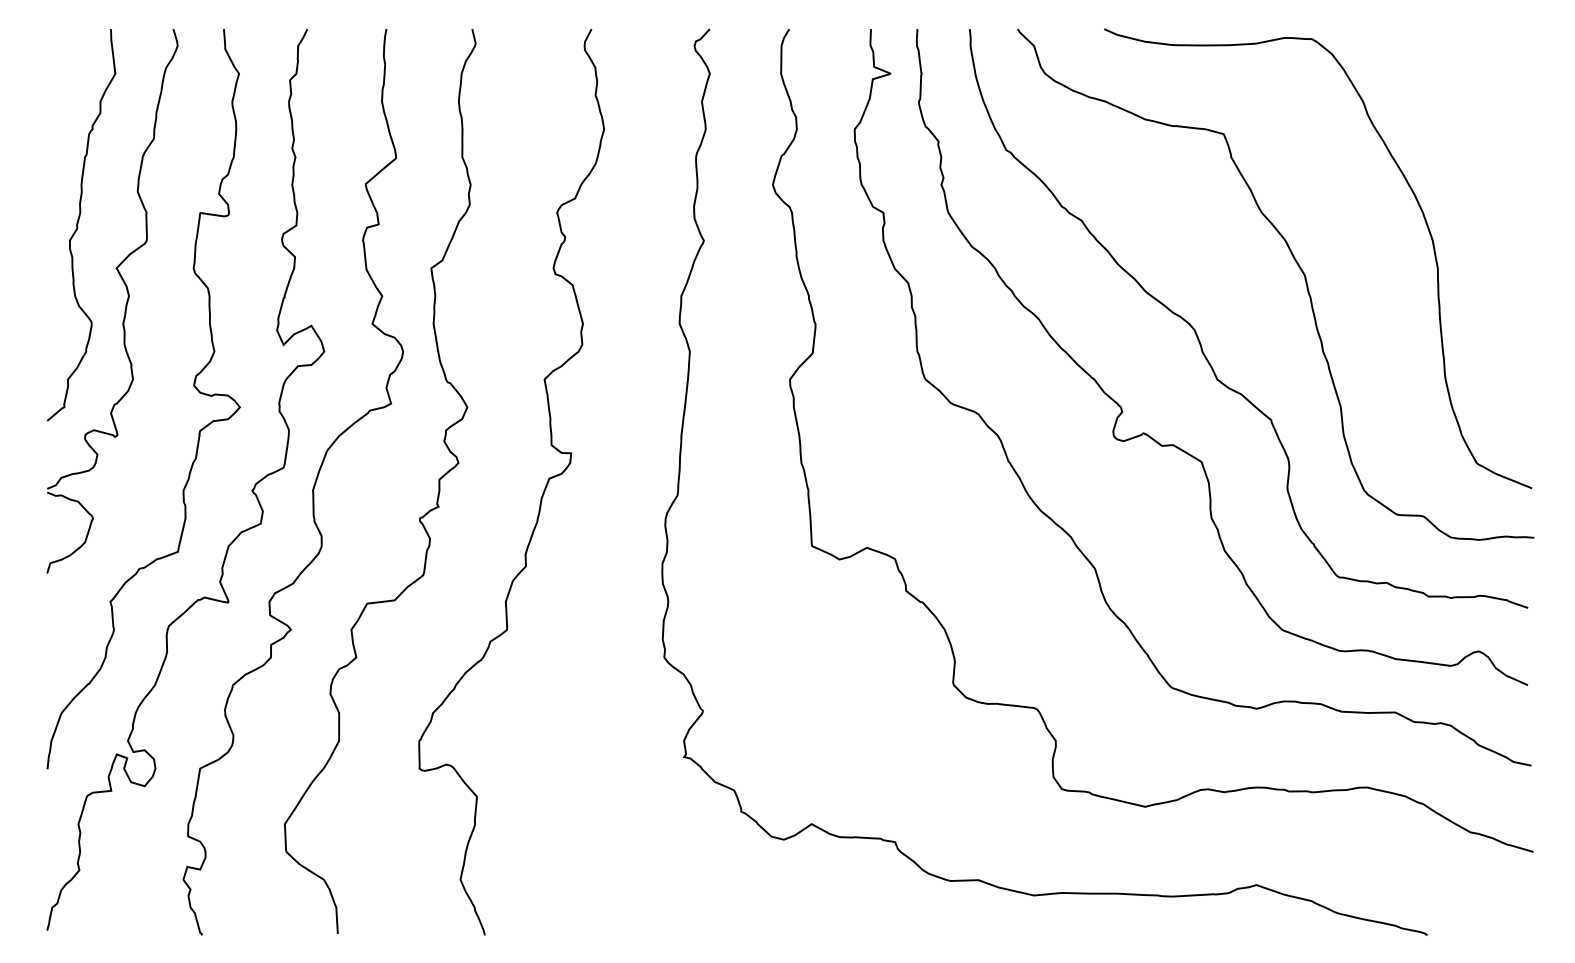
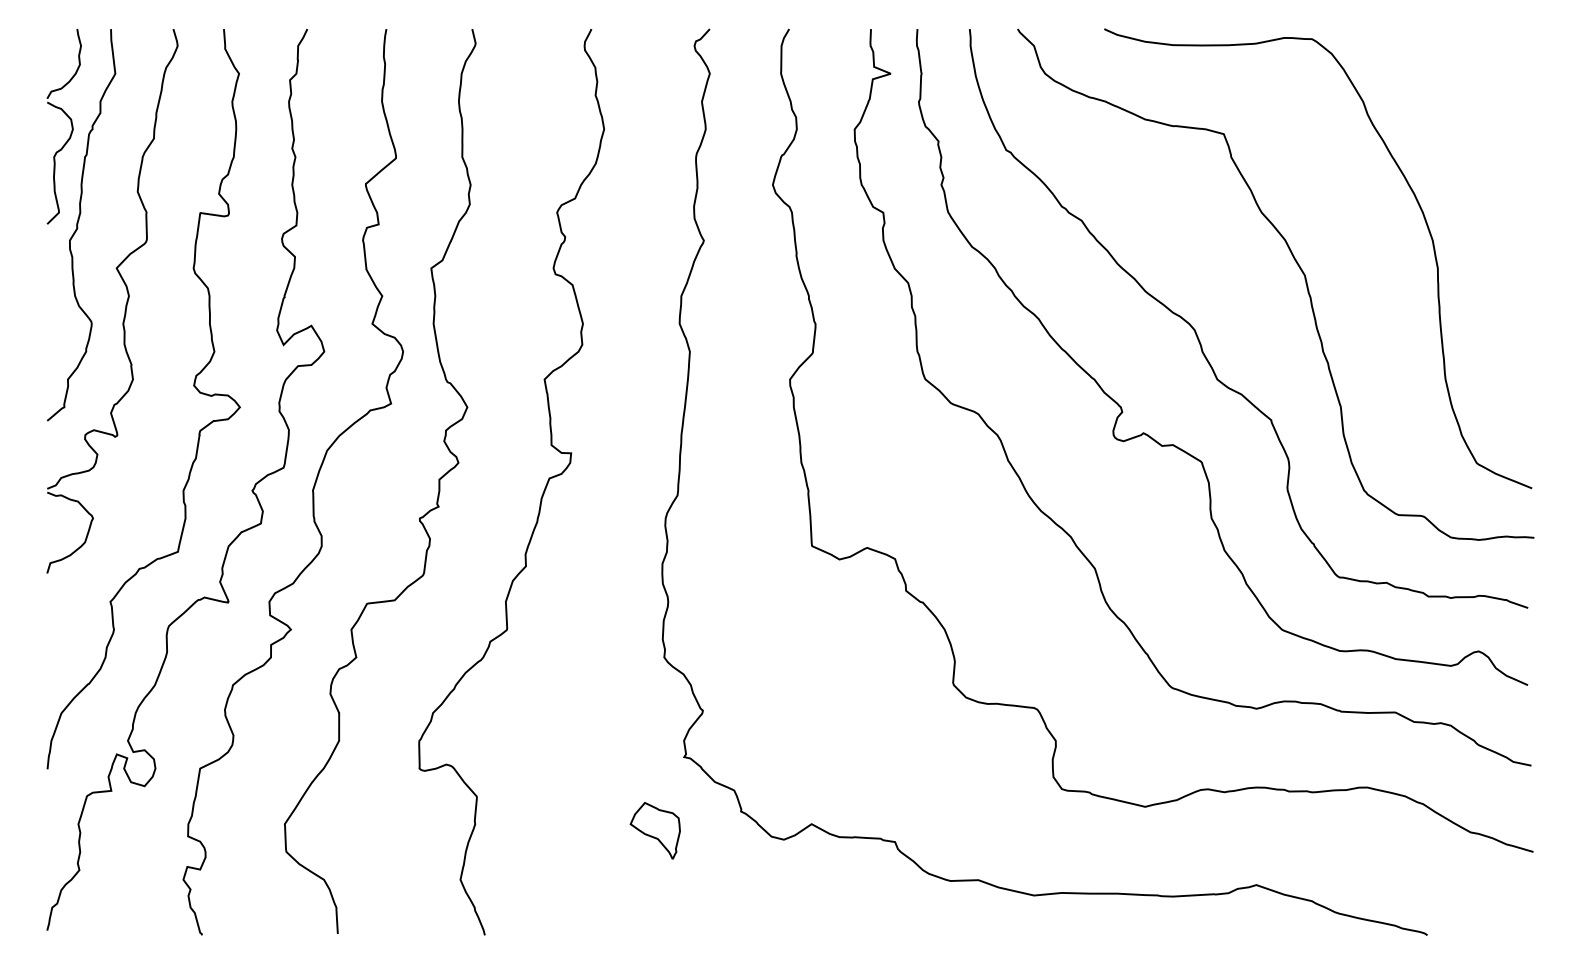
part: none -> present (71, 126)
part: none -> present (654, 830)
